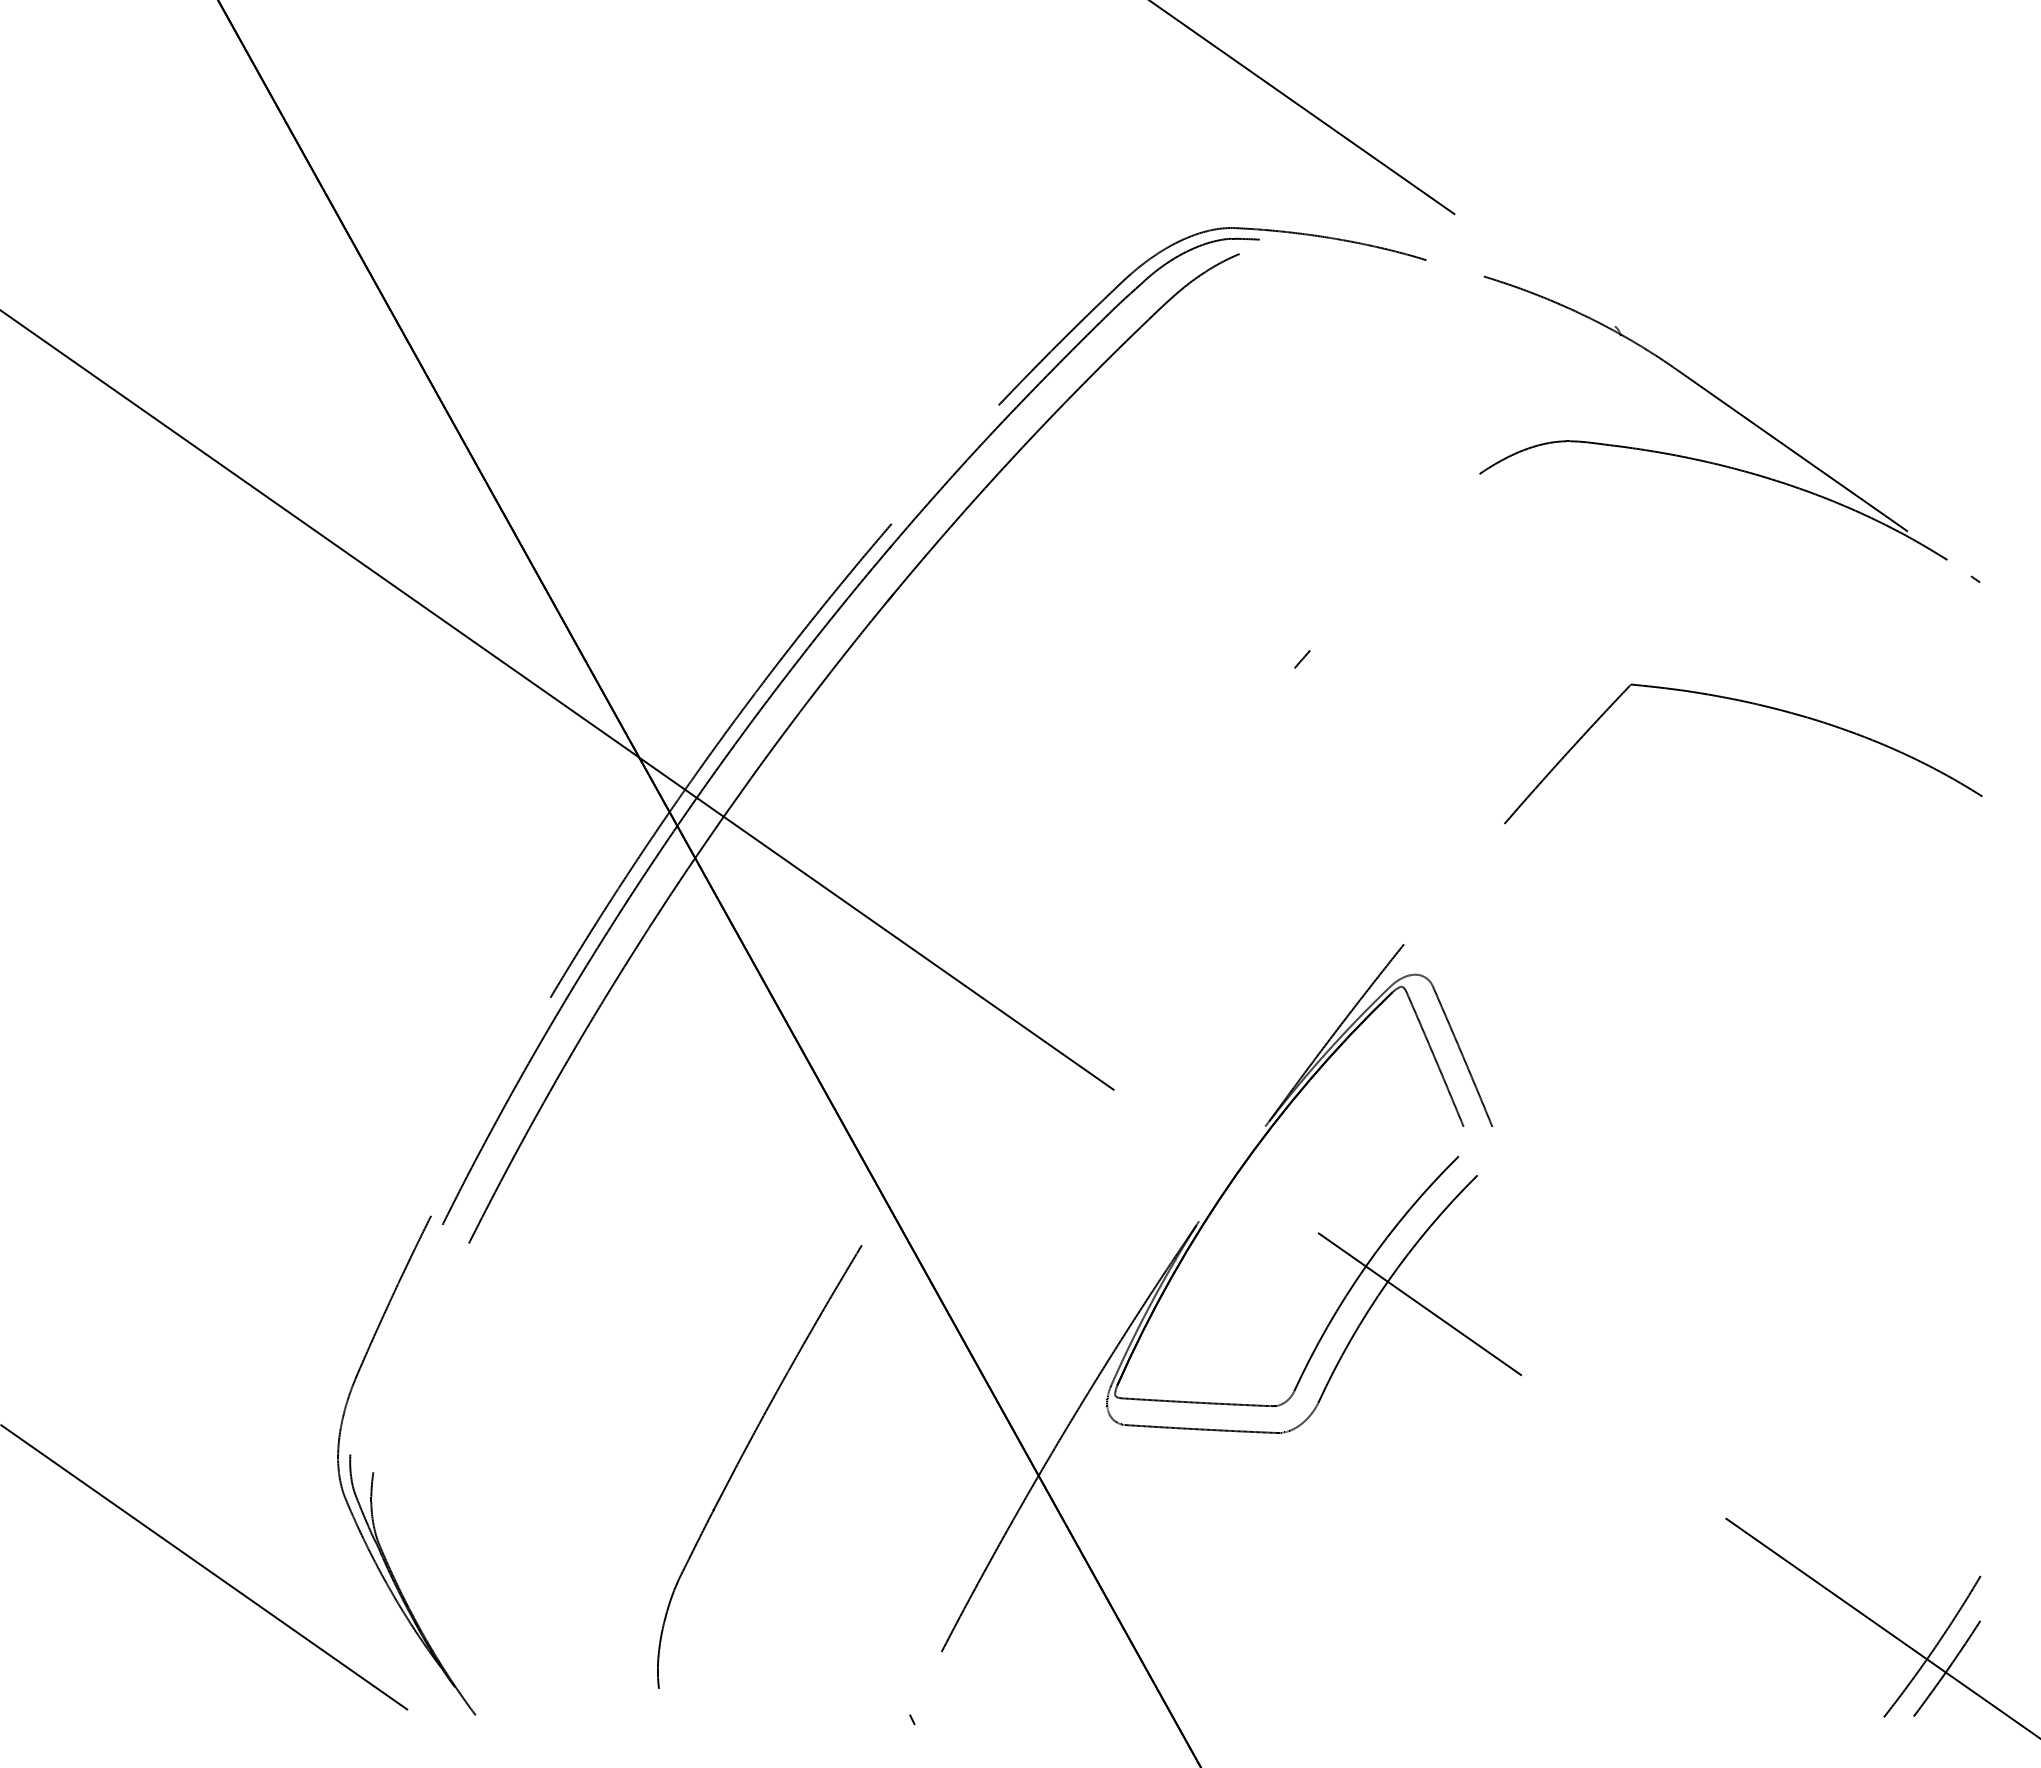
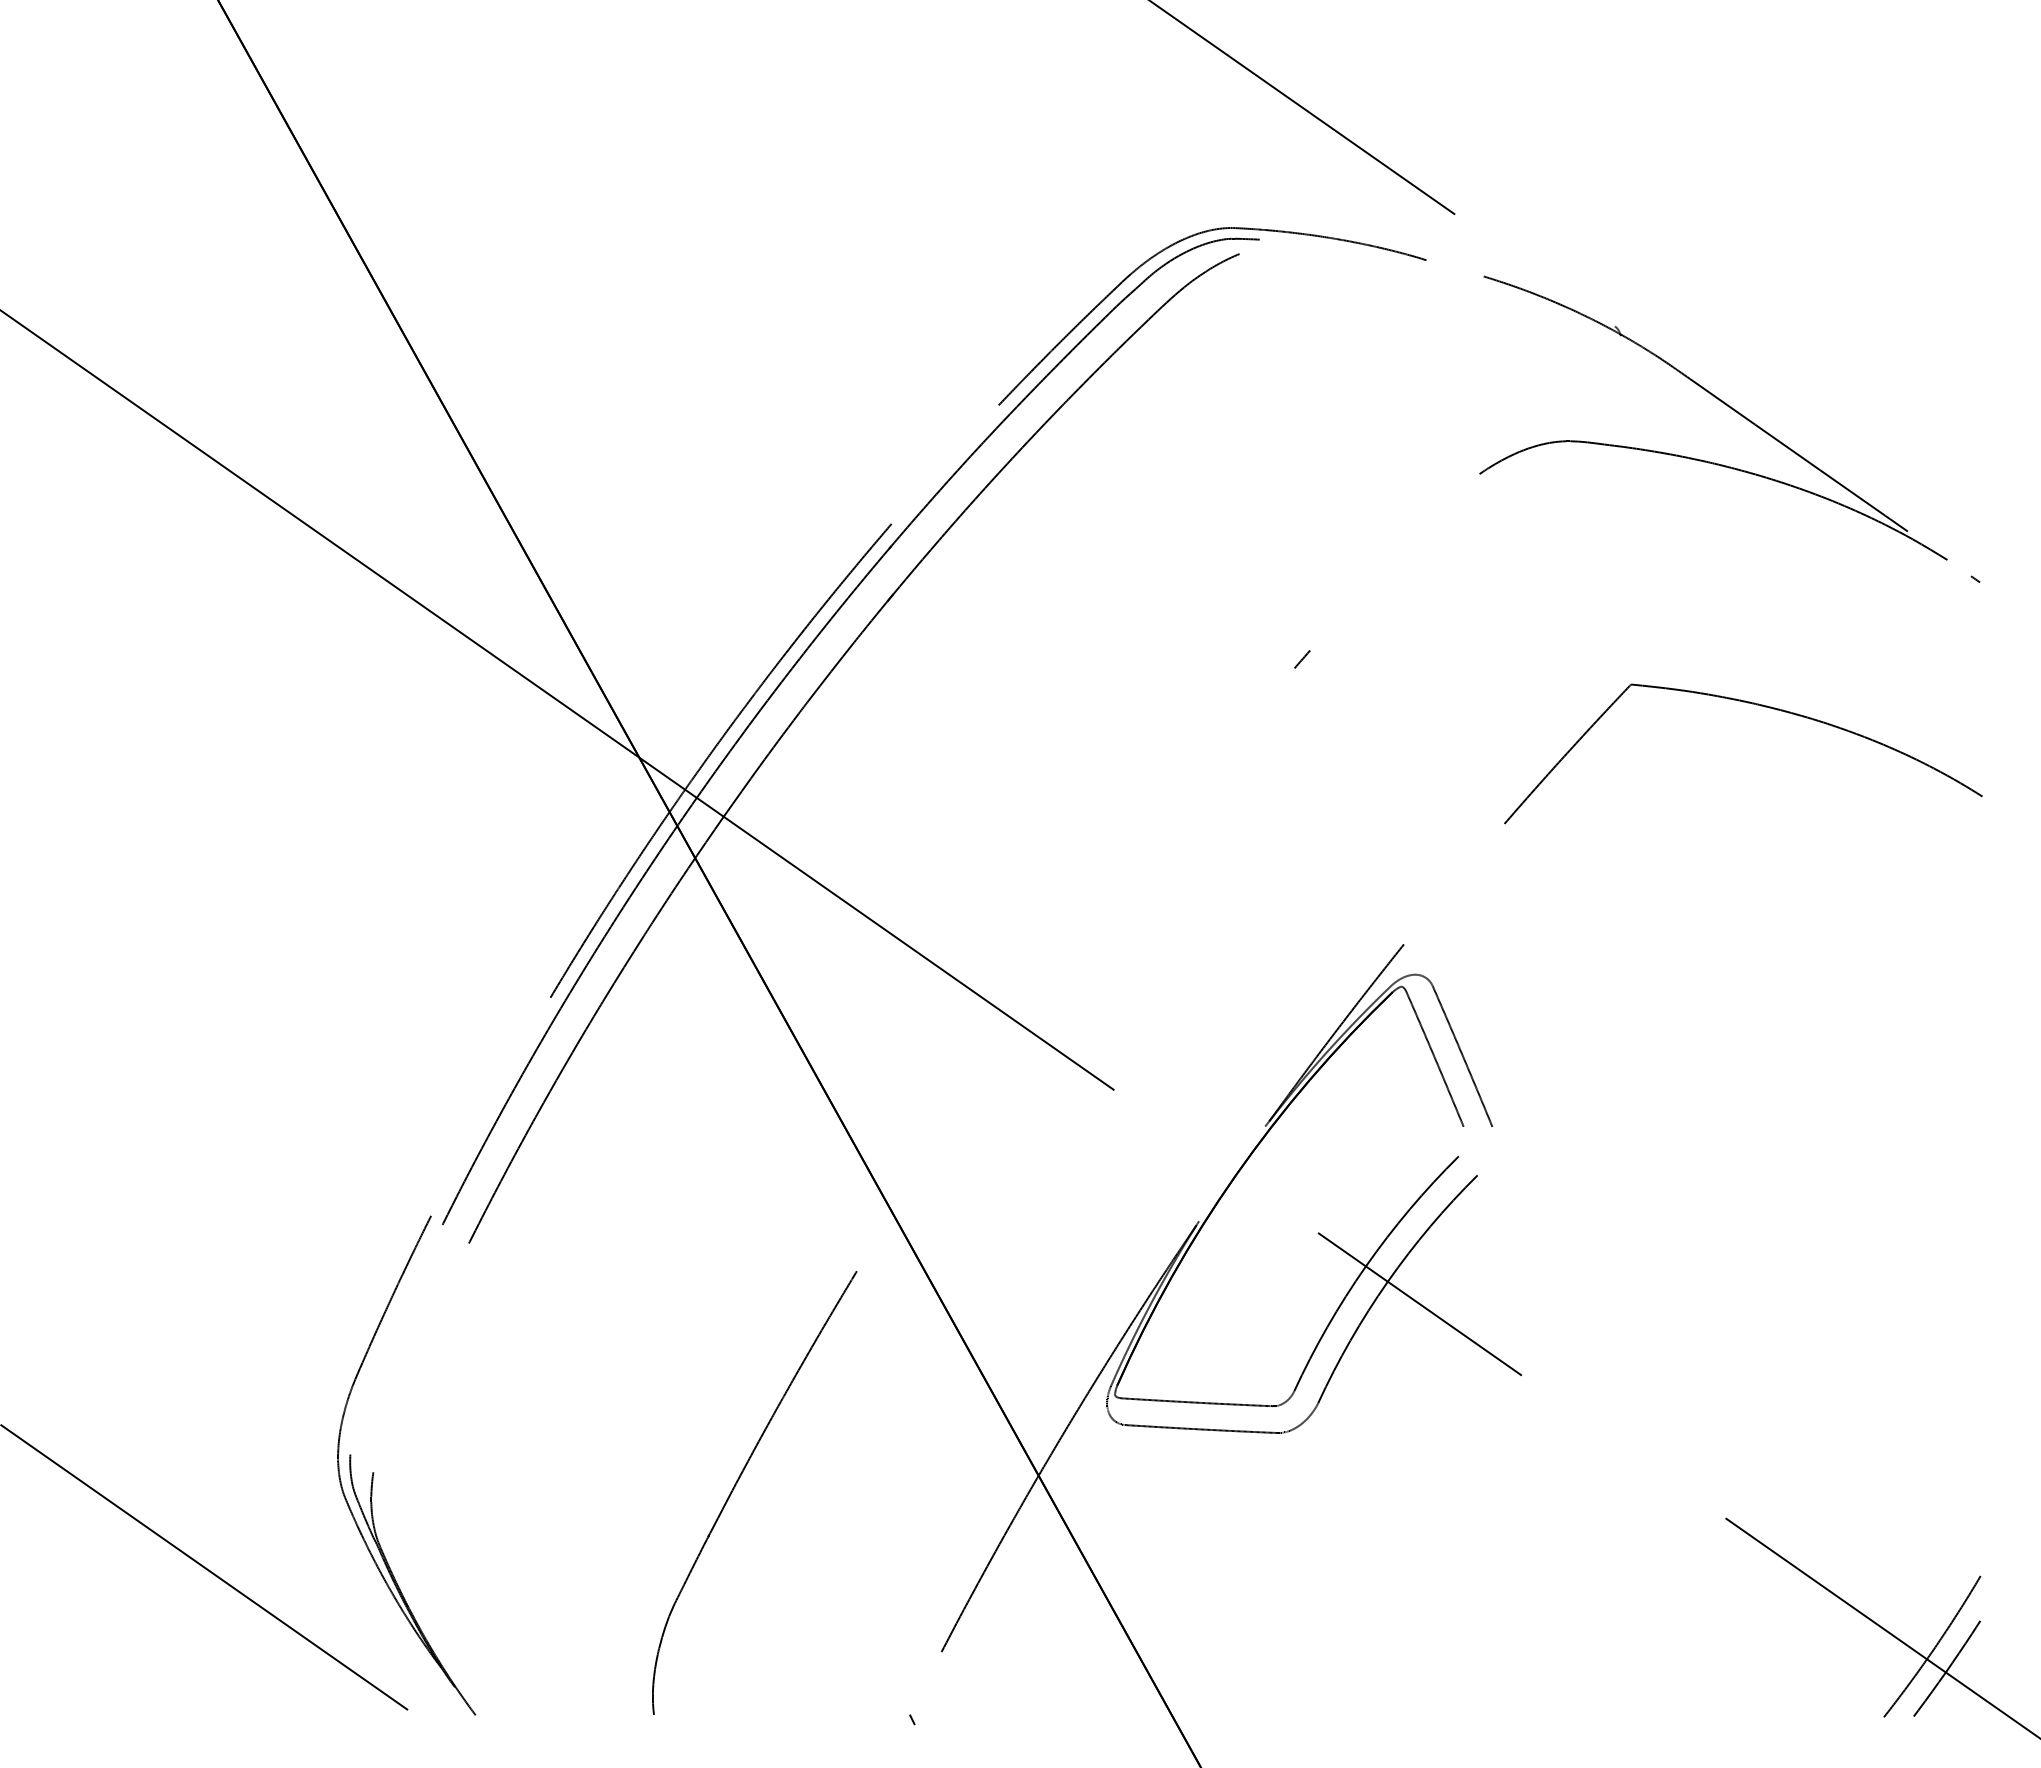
curve position: (742, 1457) -> (737, 1483) (737, 1483)
